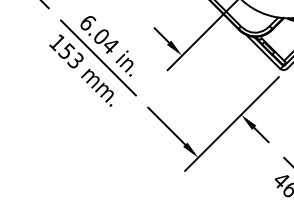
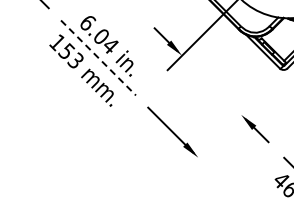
line: solid -> dashed (98, 58)
line: present -> none (231, 123)
